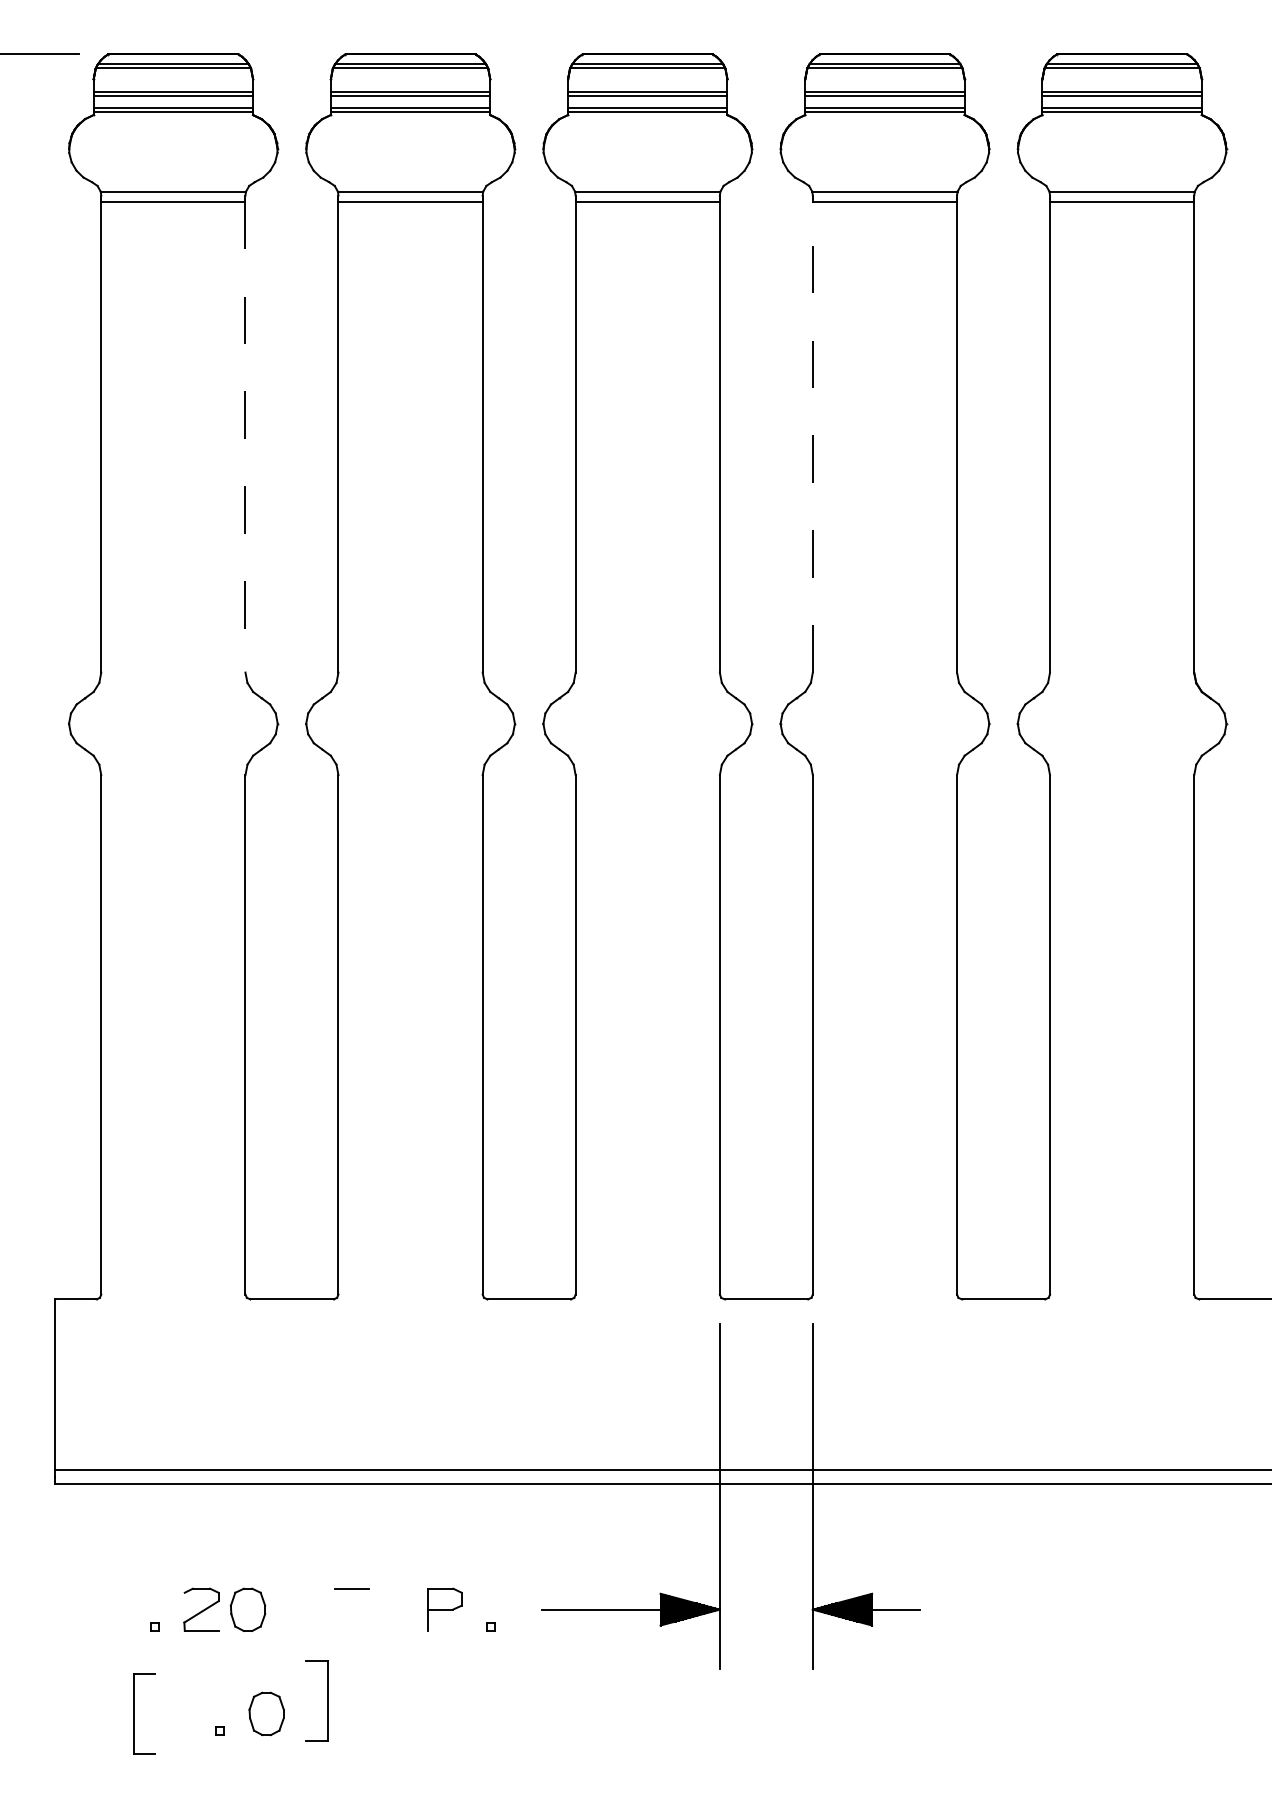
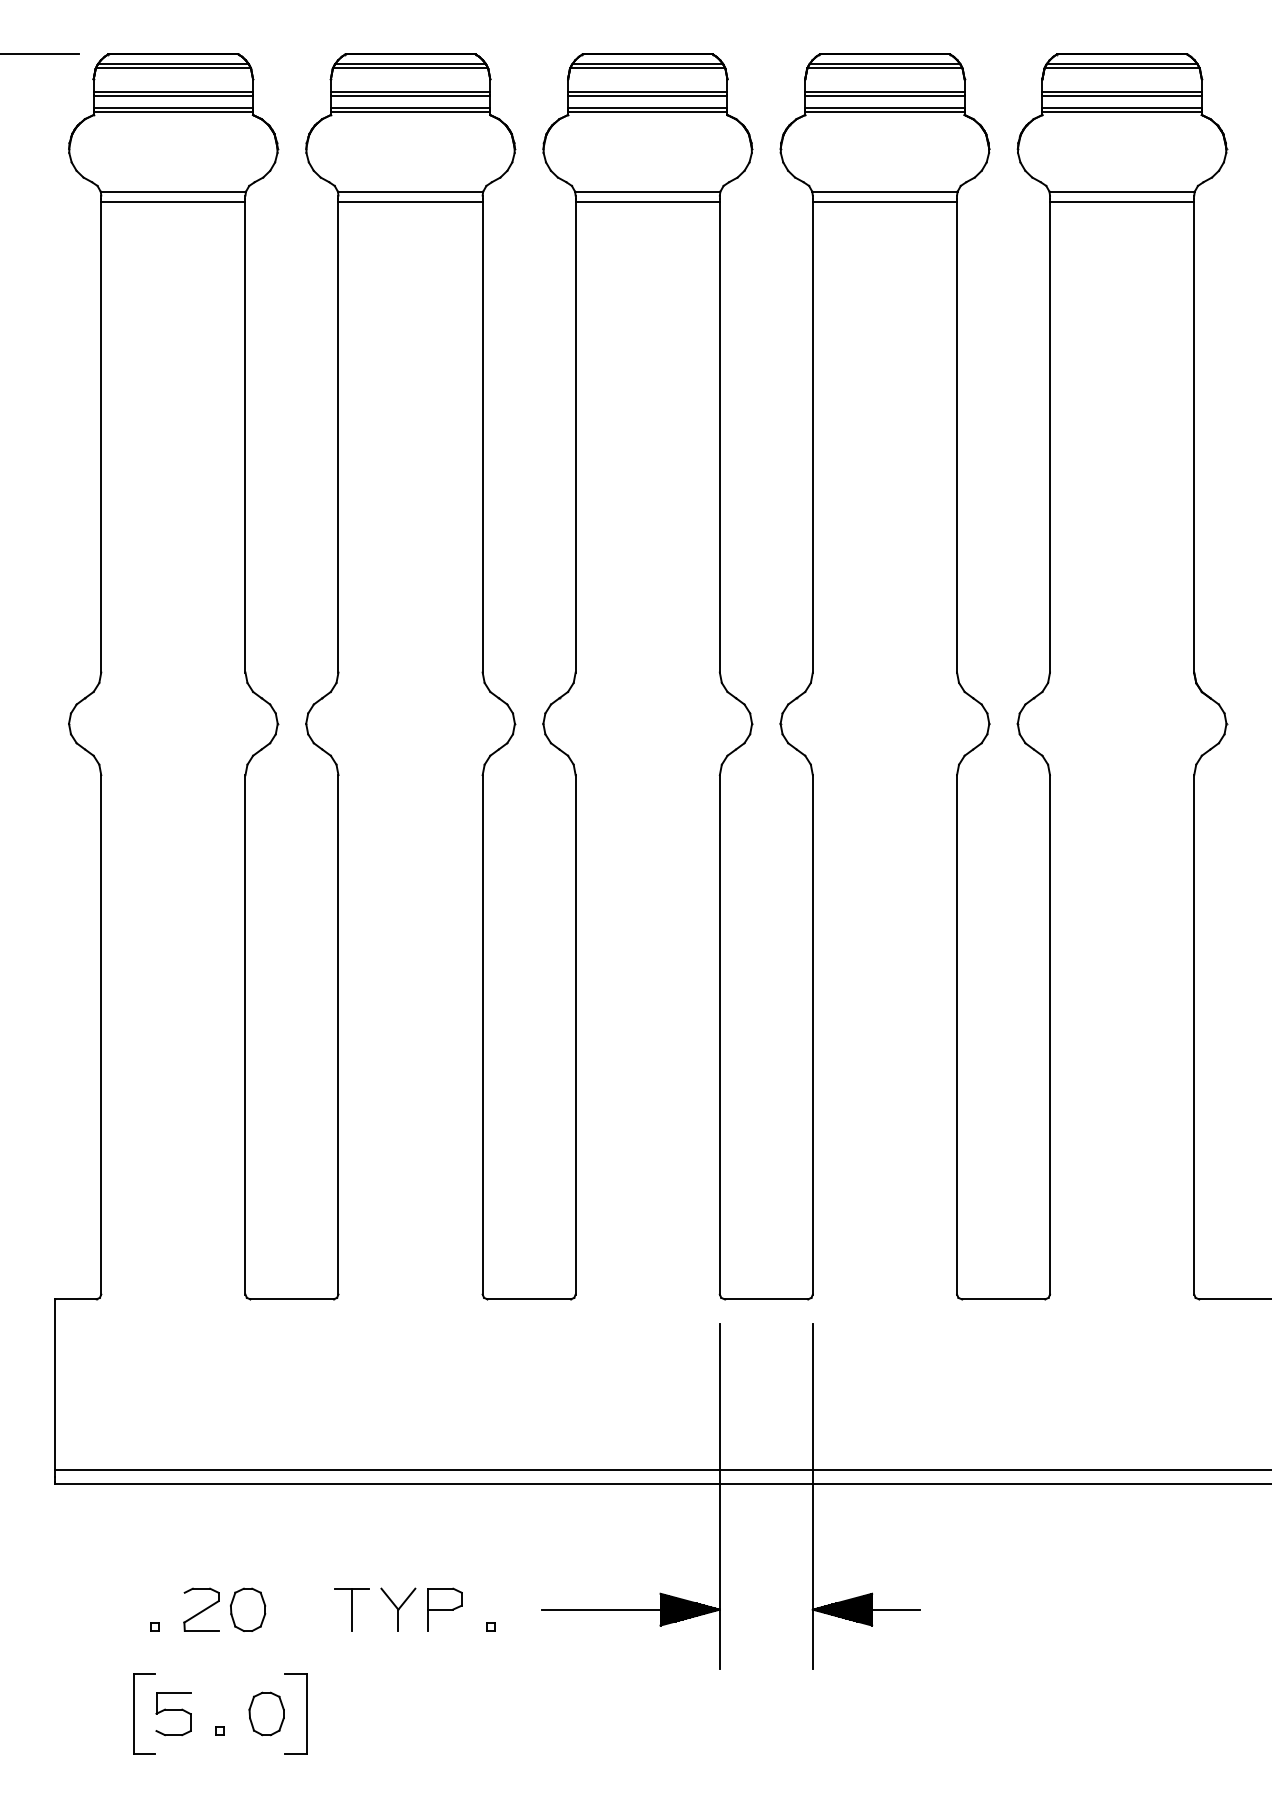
line: dashed -> solid (812, 436)
line: dashed -> solid (245, 437)
line: none -> present (351, 1609)
part: none -> present (398, 1609)
part position: (327, 1700) -> (306, 1713) (306, 1713)
part: none -> present (173, 1714)
